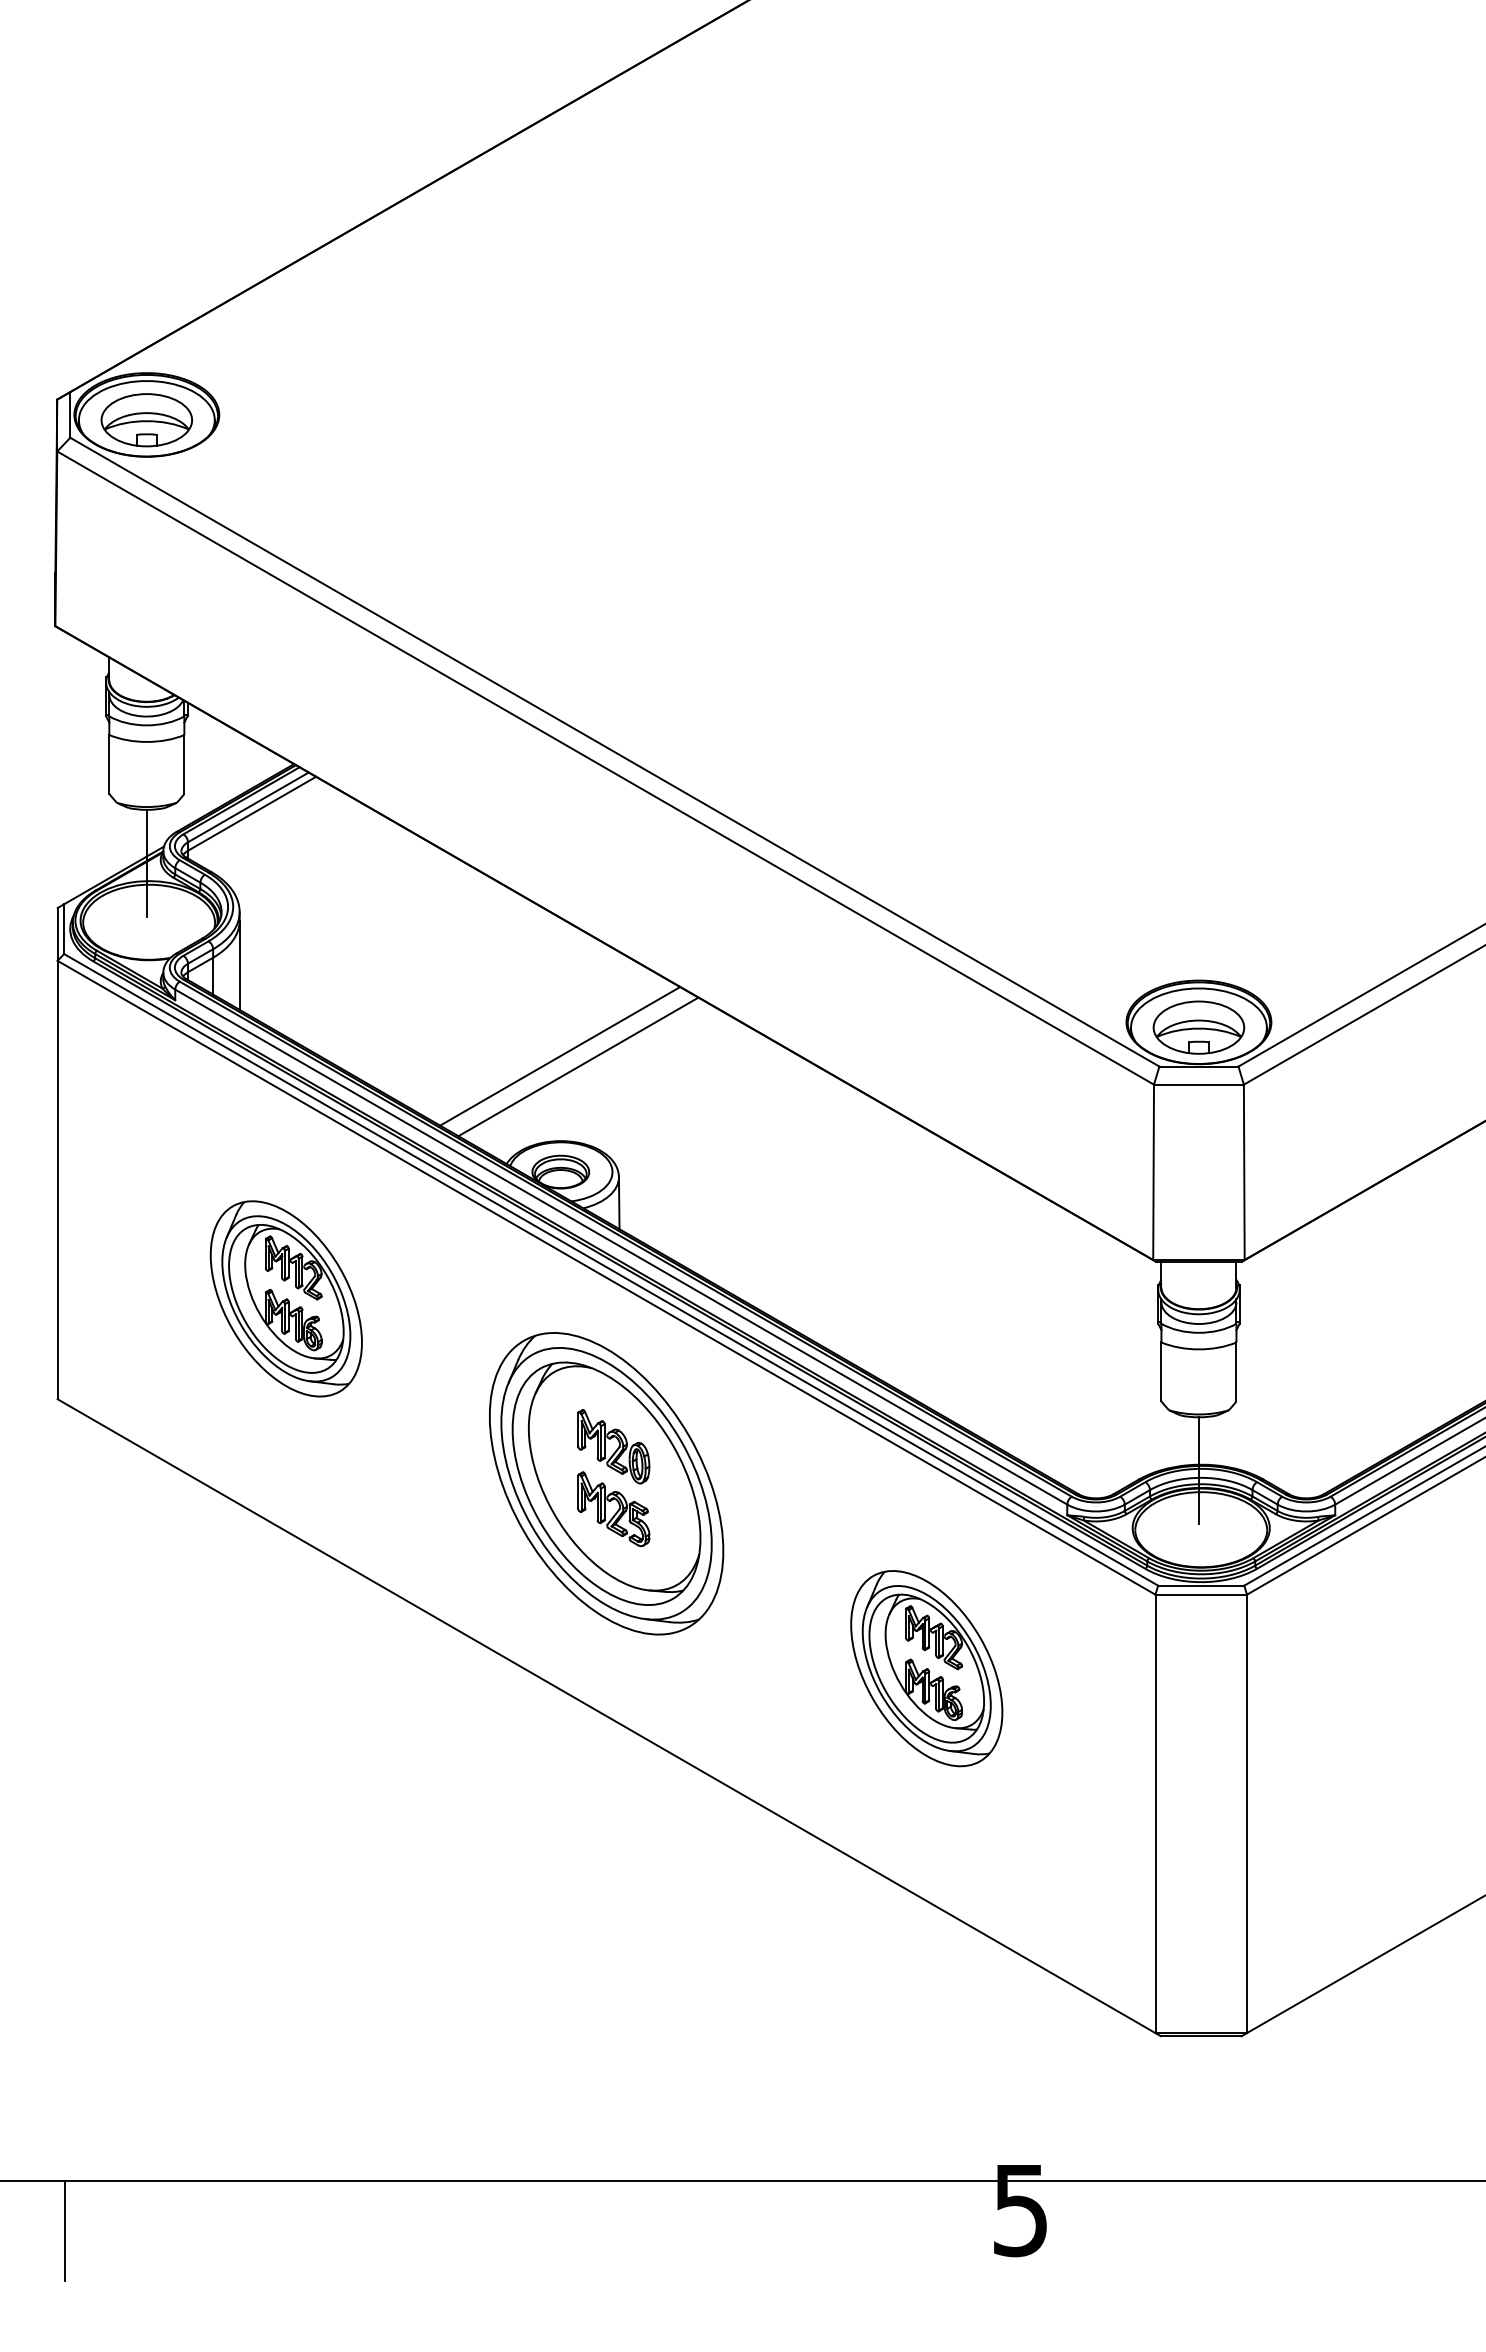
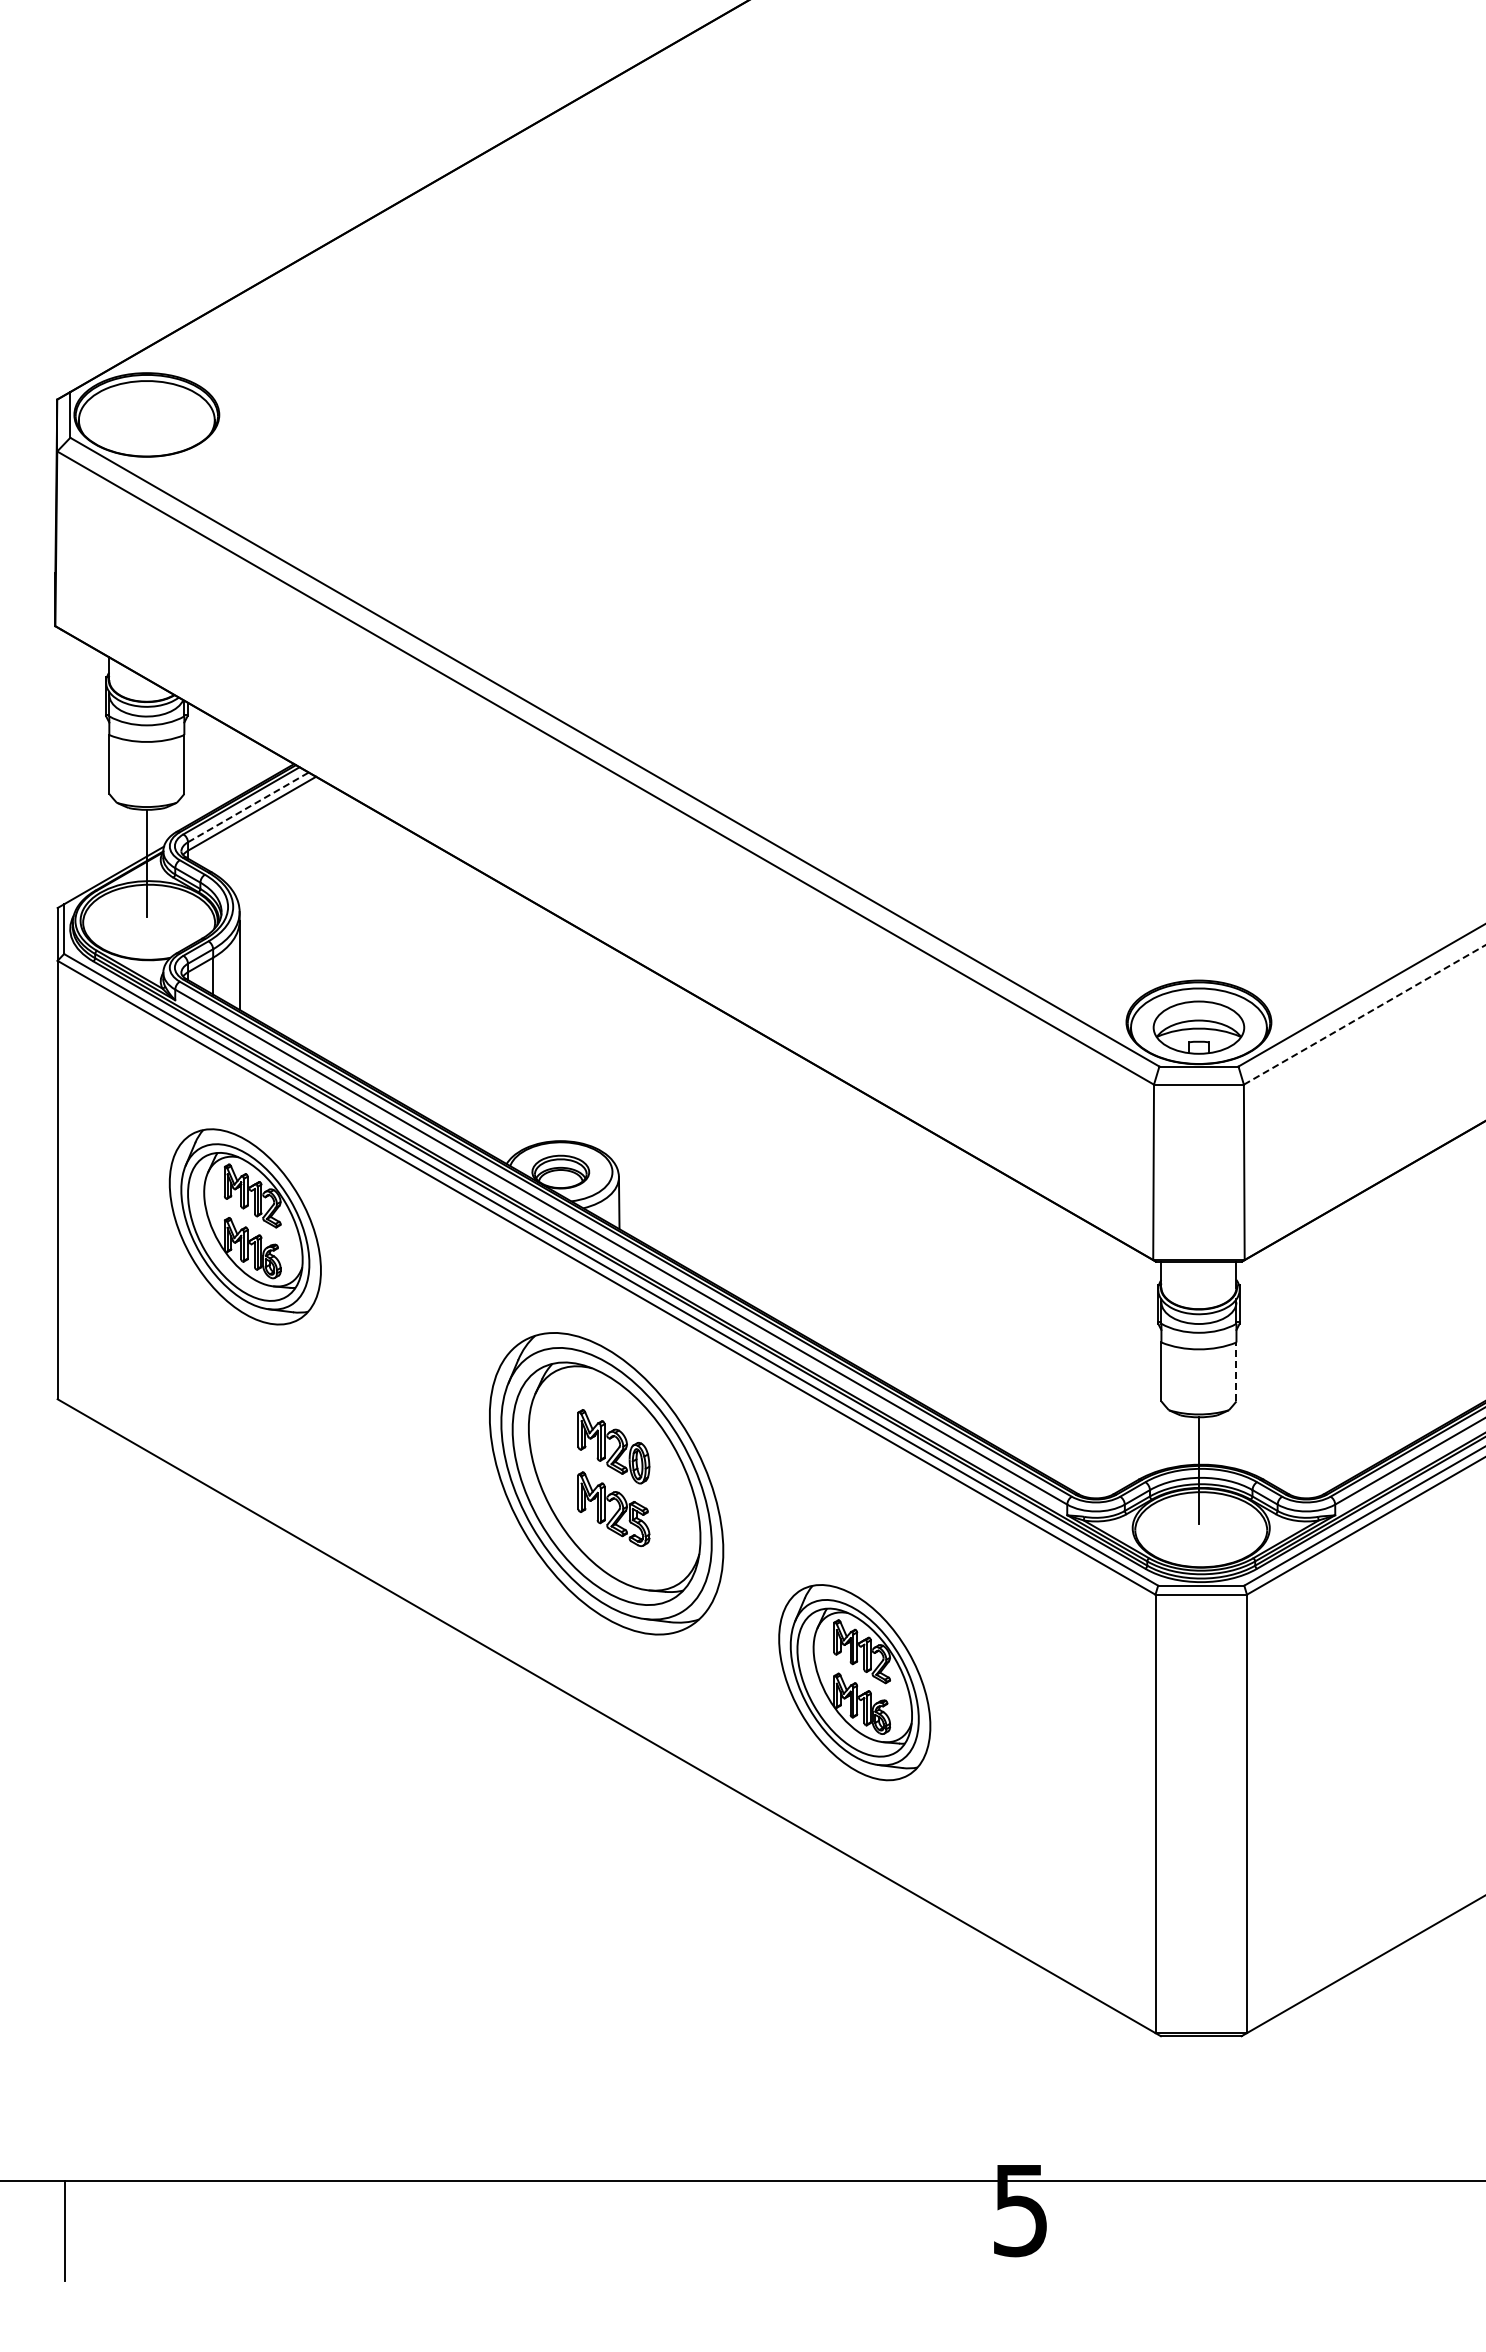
part: present -> none (146, 420)
line: solid -> dashed (248, 807)
line: solid -> dashed (1365, 1014)
line: present -> none (560, 1056)
line: present -> none (578, 1066)
part position: (285, 1298) -> (244, 1226) (244, 1226)
line: solid -> dashed (1236, 1371)
part position: (926, 1668) -> (854, 1682) (854, 1682)
